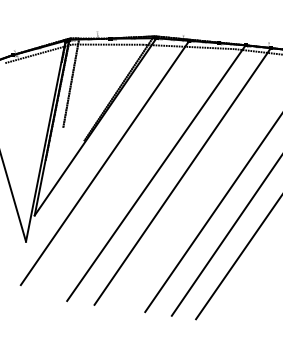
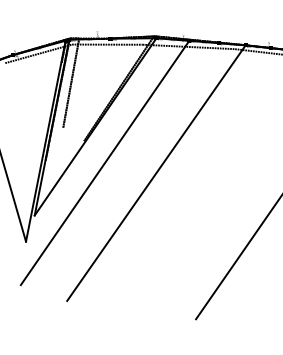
line: present -> none (182, 176)
line: present -> none (212, 214)
line: present -> none (225, 236)
